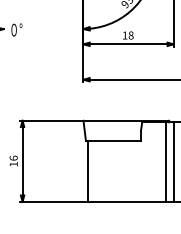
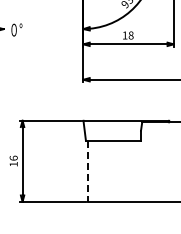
line: present -> none (166, 161)
line: present -> none (173, 161)
line: solid -> dashed (88, 171)
